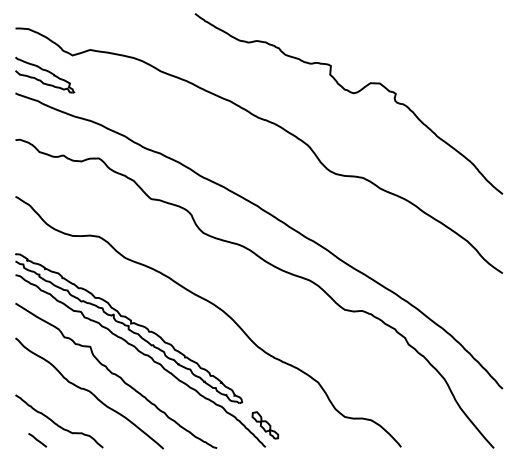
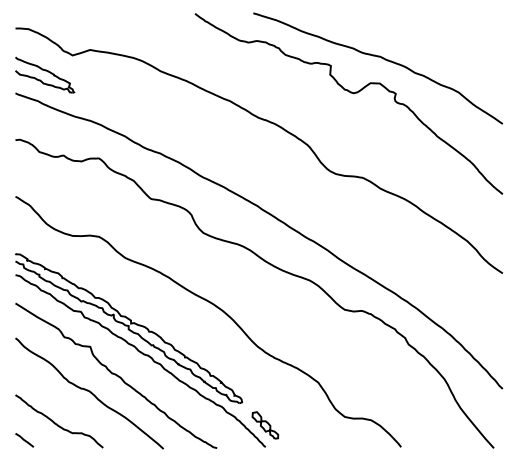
curve: none -> present (383, 59)
line position: (37, 440) -> (24, 440) (24, 440)
